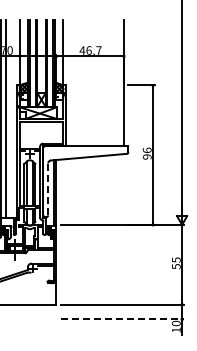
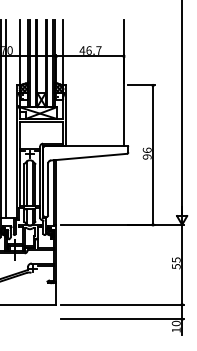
line: dashed -> solid (48, 188)
line: dashed -> solid (122, 319)
